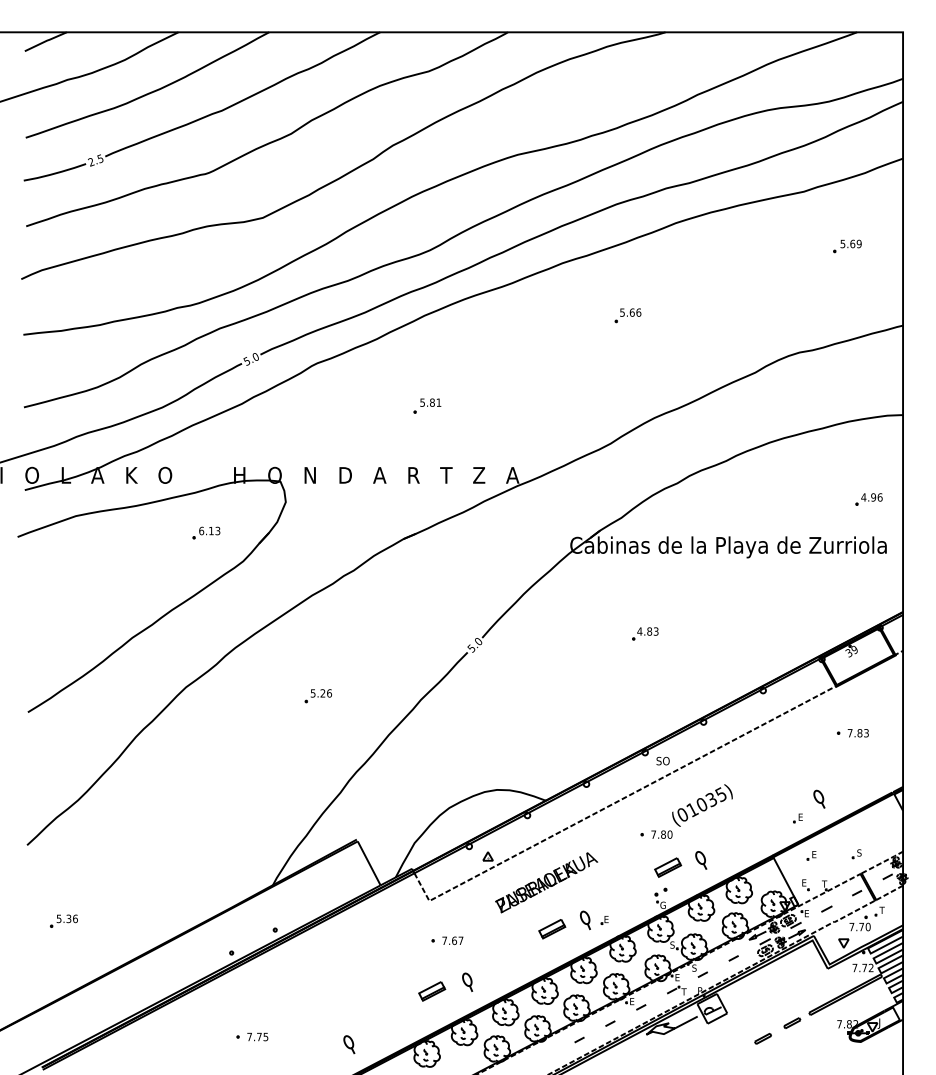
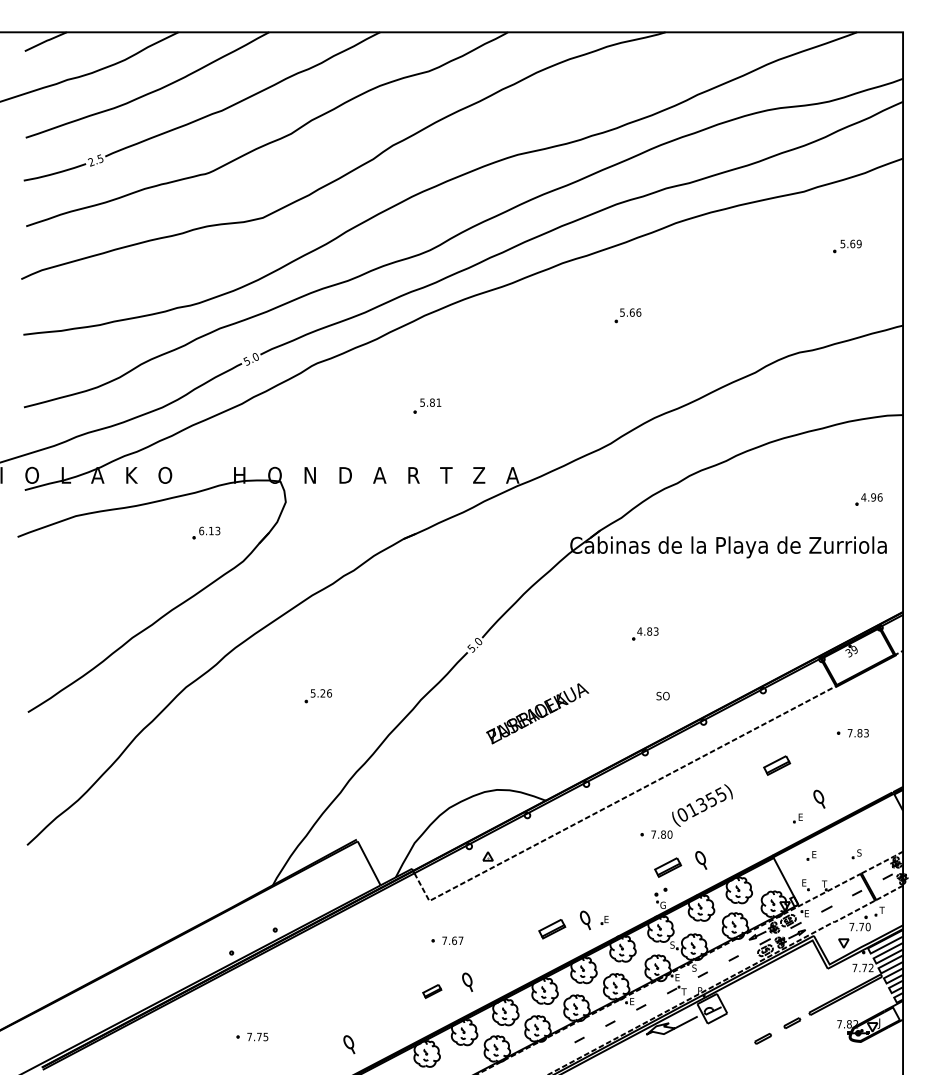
text position: (662, 760) -> (662, 695) (662, 695)
part: none -> present (777, 765)
text: (01035) -> (01355) (706, 802)
text position: (546, 882) -> (537, 713) (537, 713)
part: present -> none (63, 920)
part size: 29x21 px -> 21x15 px (432, 991)
